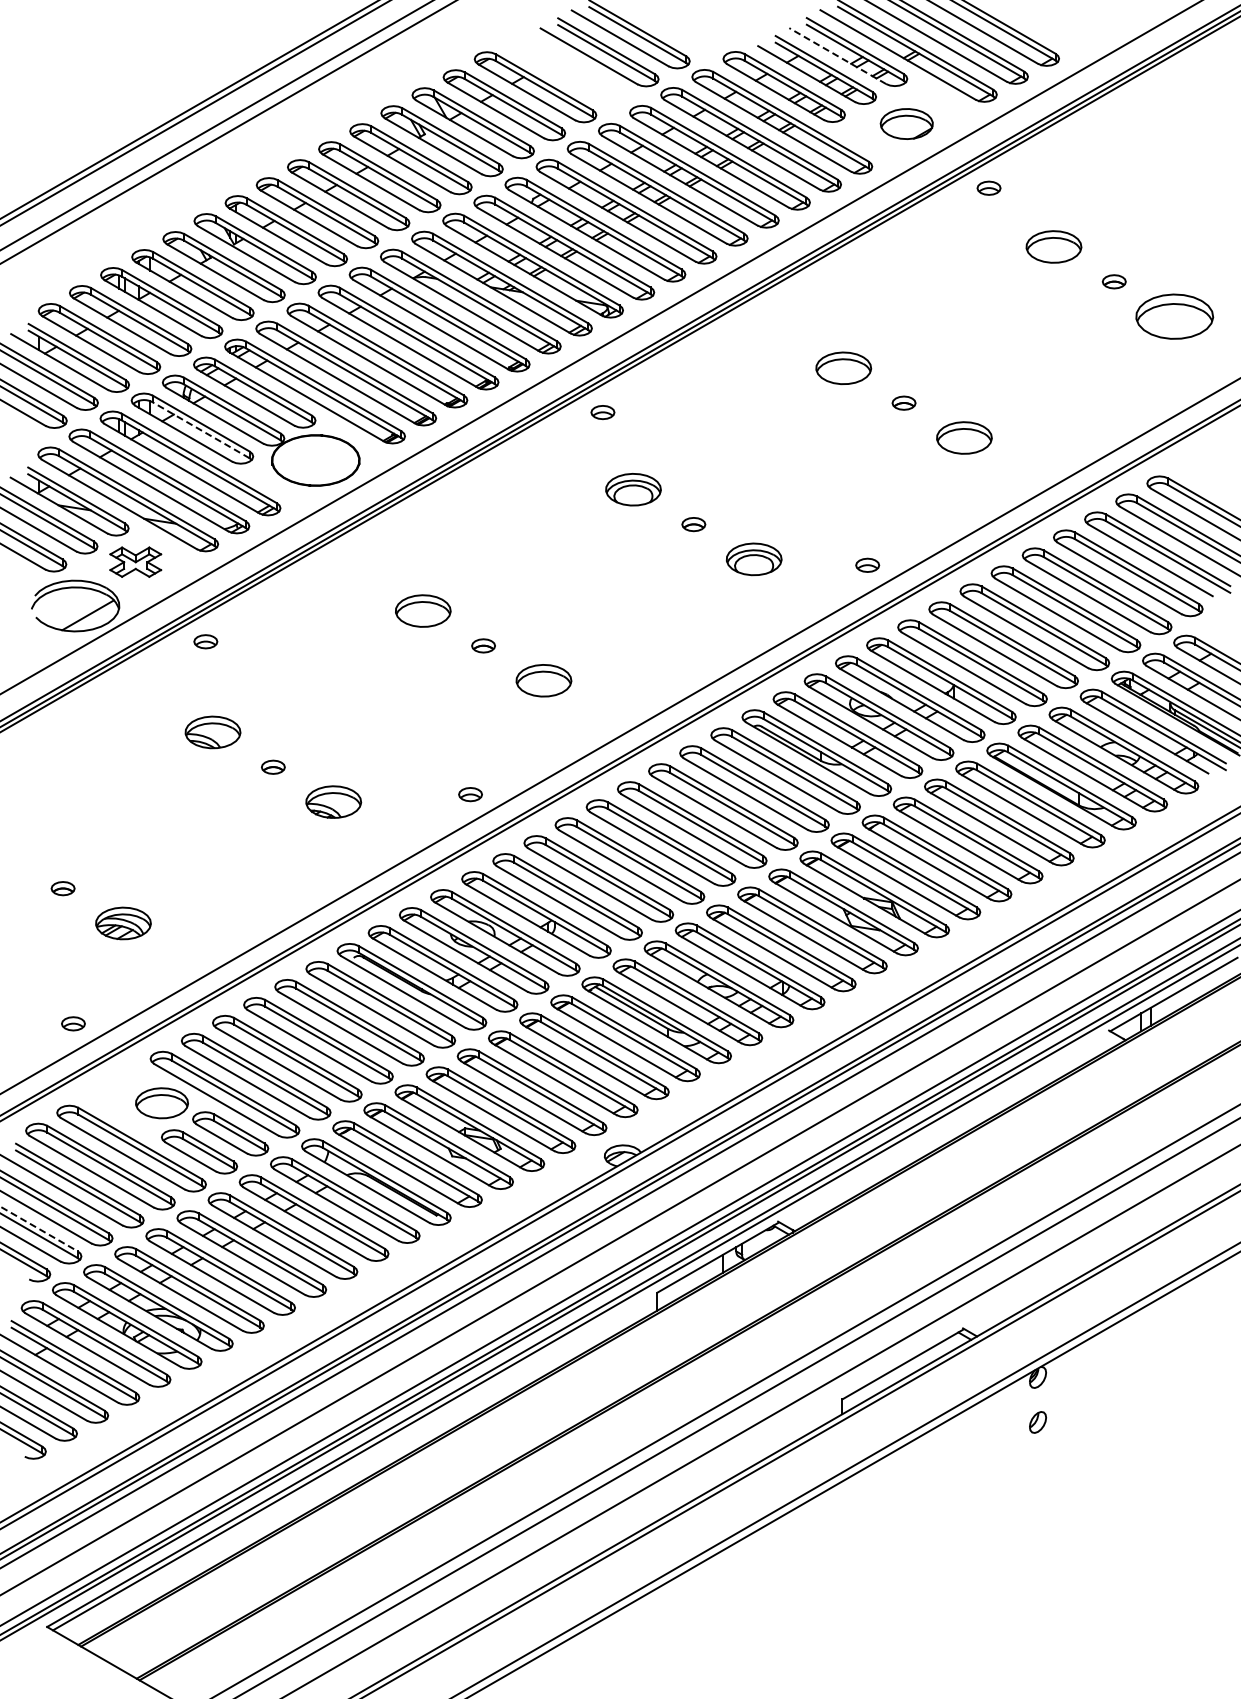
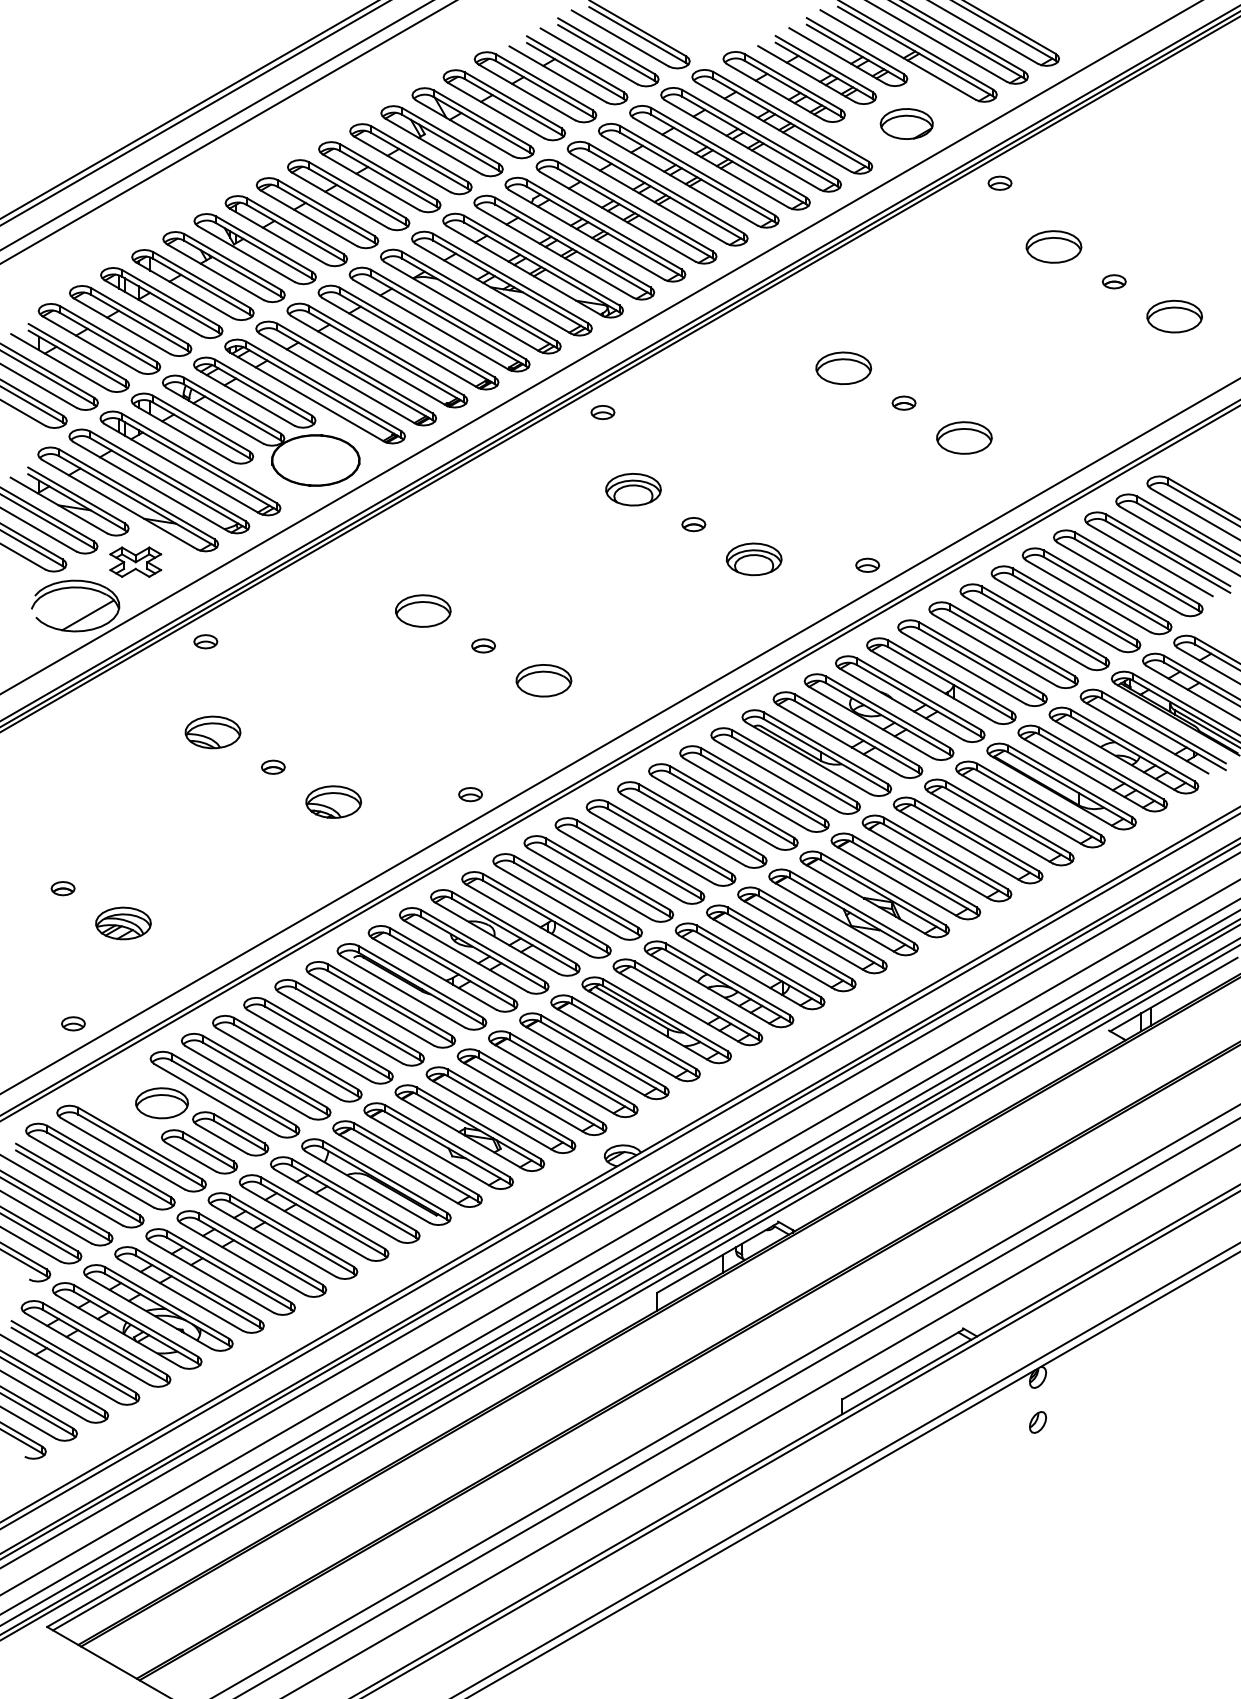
line: dashed -> solid (837, 56)
part: none -> present (568, 70)
part position: (988, 187) -> (999, 182) (999, 182)
part size: 80x47 px -> 57x35 px (1174, 316)
line: dashed -> solid (201, 430)
line: dashed -> solid (39, 1228)
line: none -> present (619, 1256)
